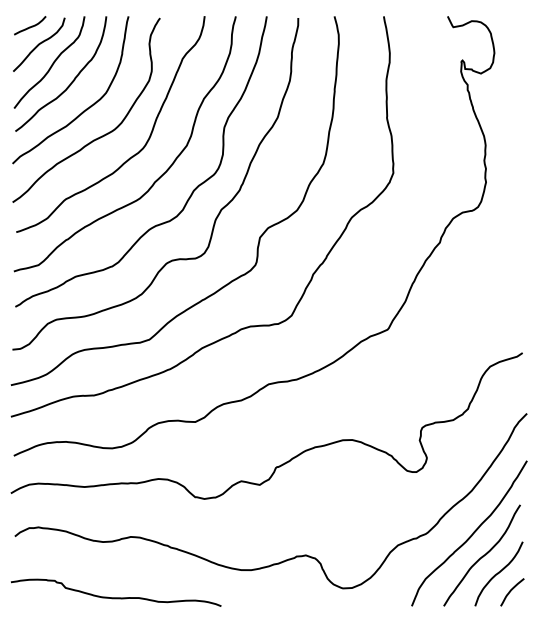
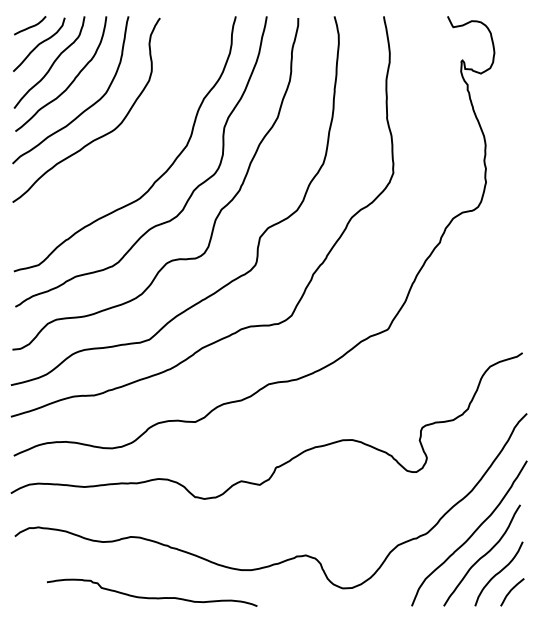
curve: present -> none (132, 155)
curve position: (116, 597) -> (152, 597) (152, 597)
